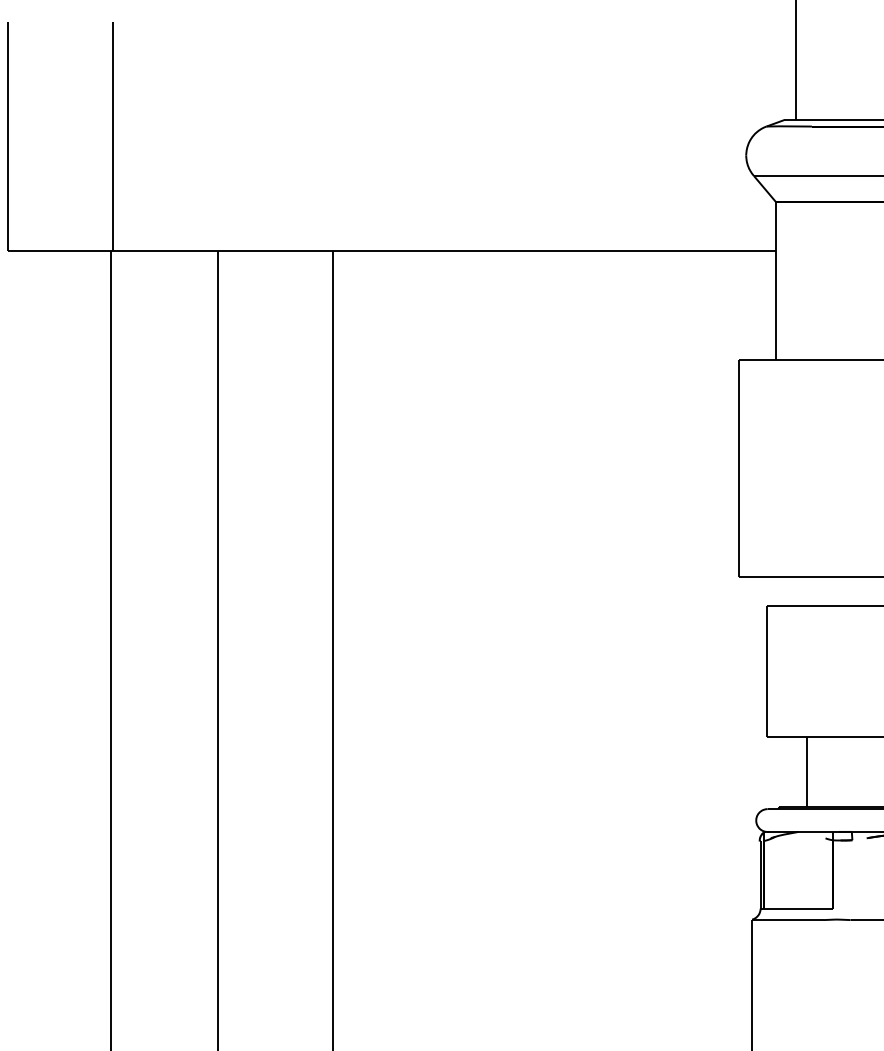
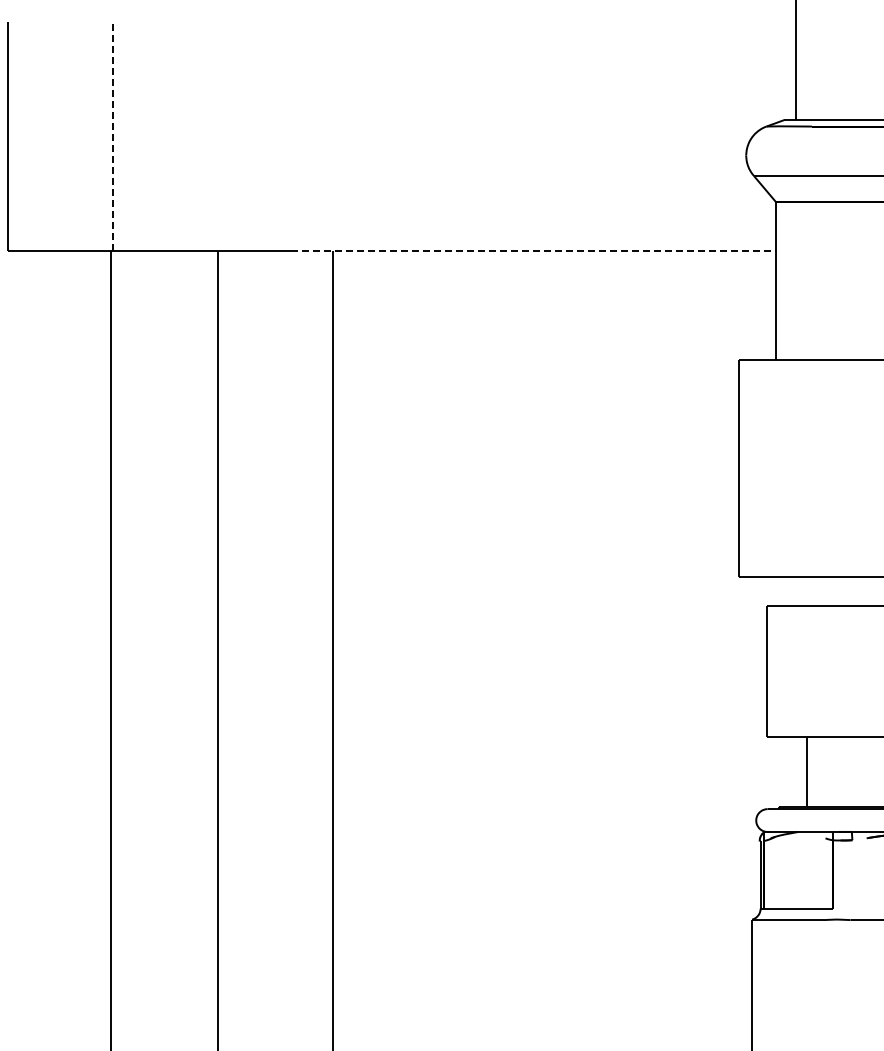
line: solid -> dashed (113, 136)
line: solid -> dashed (533, 250)
